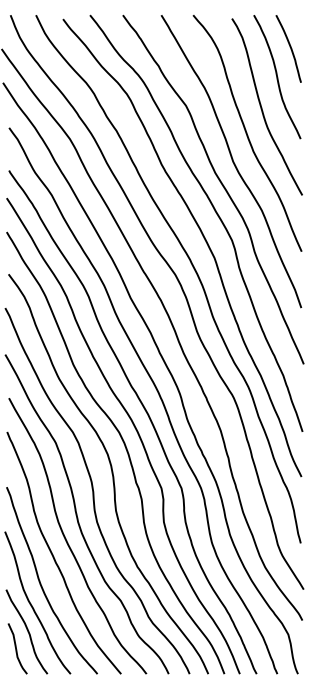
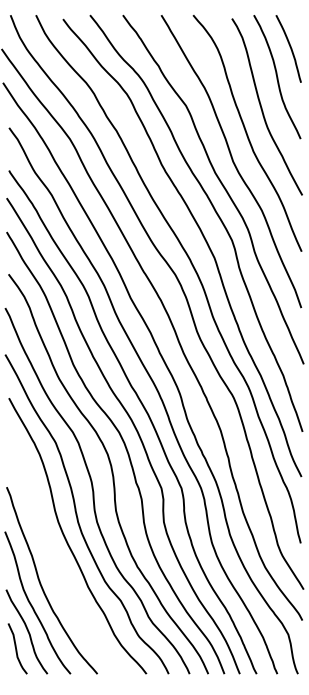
curve: present -> none (54, 556)
